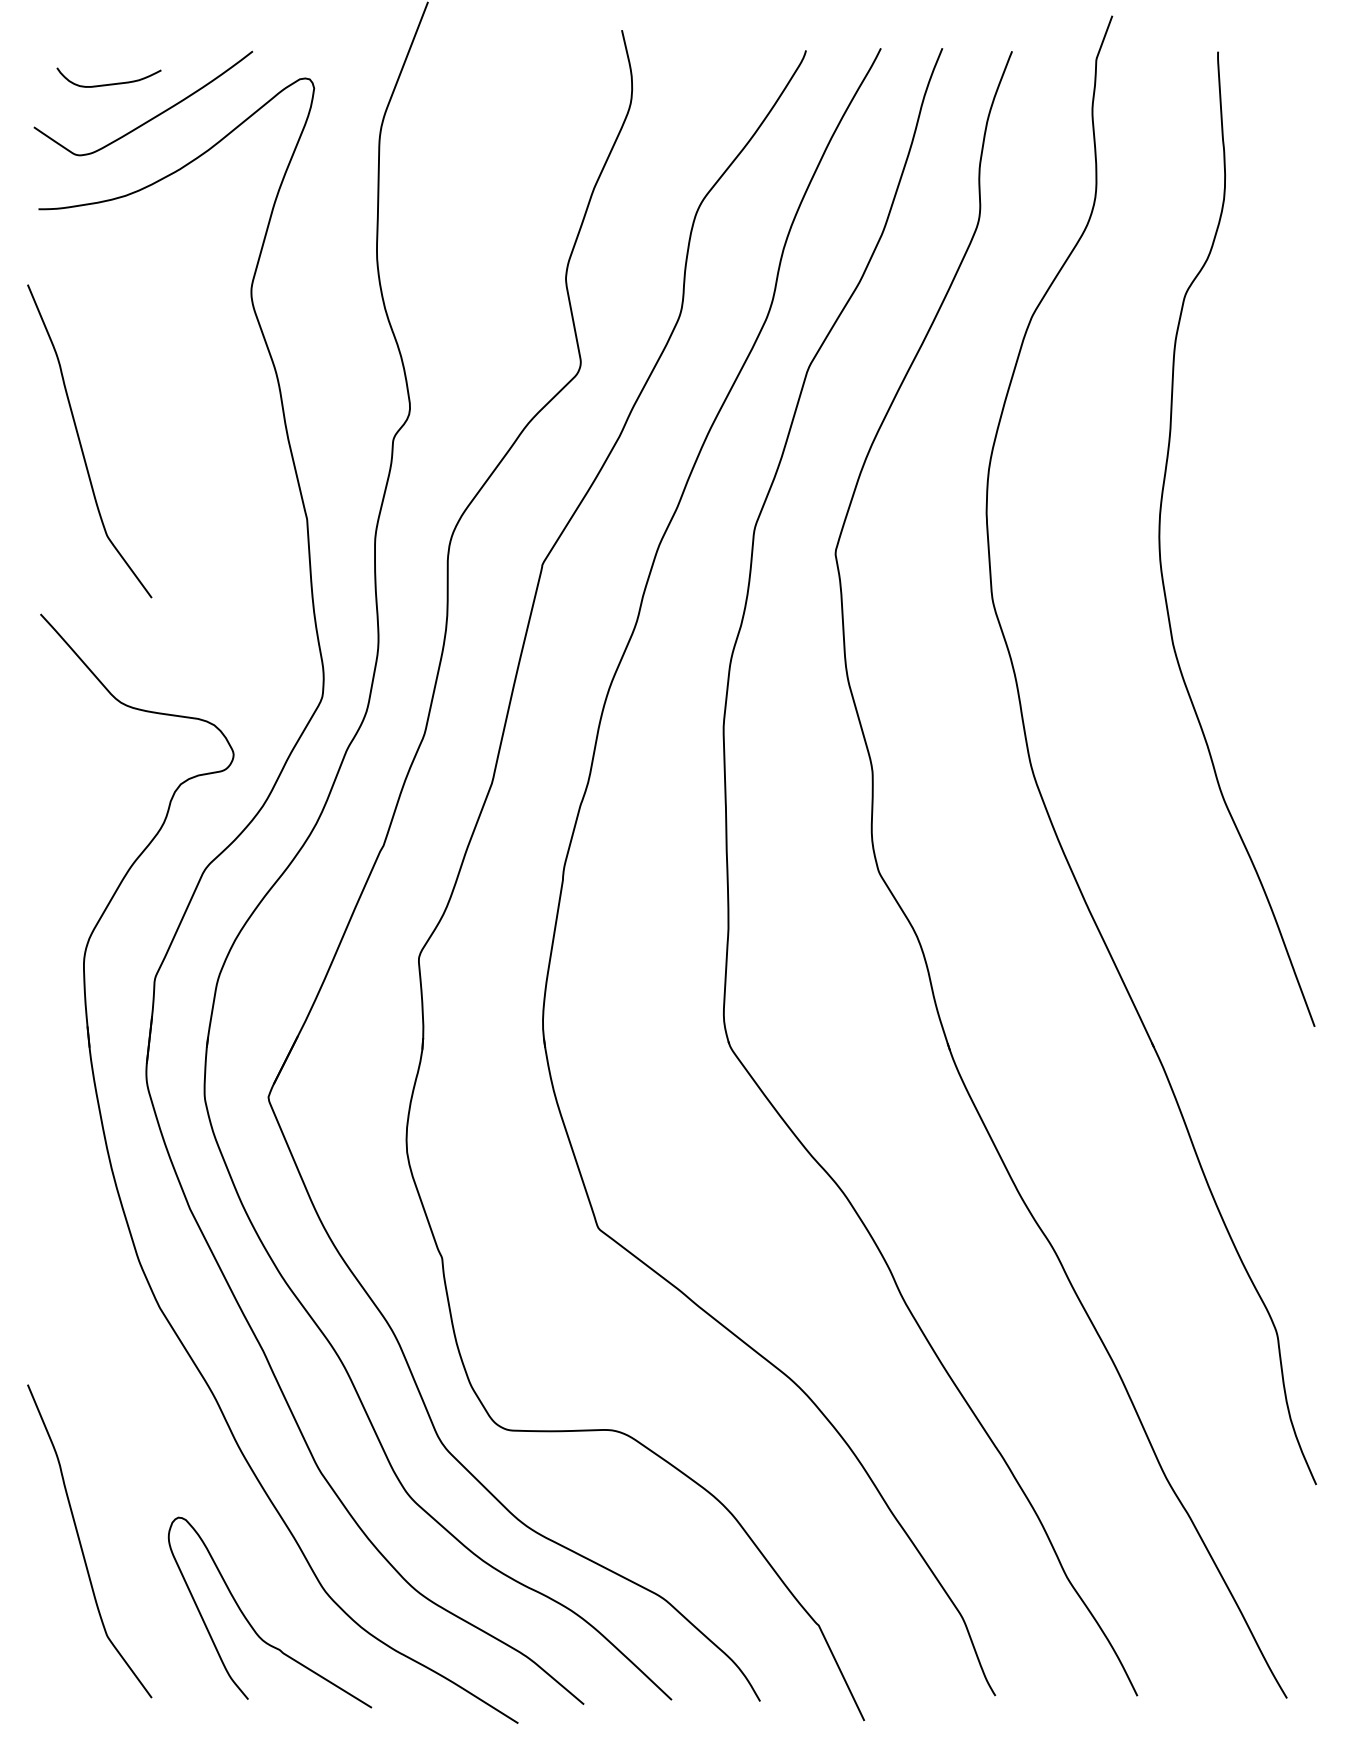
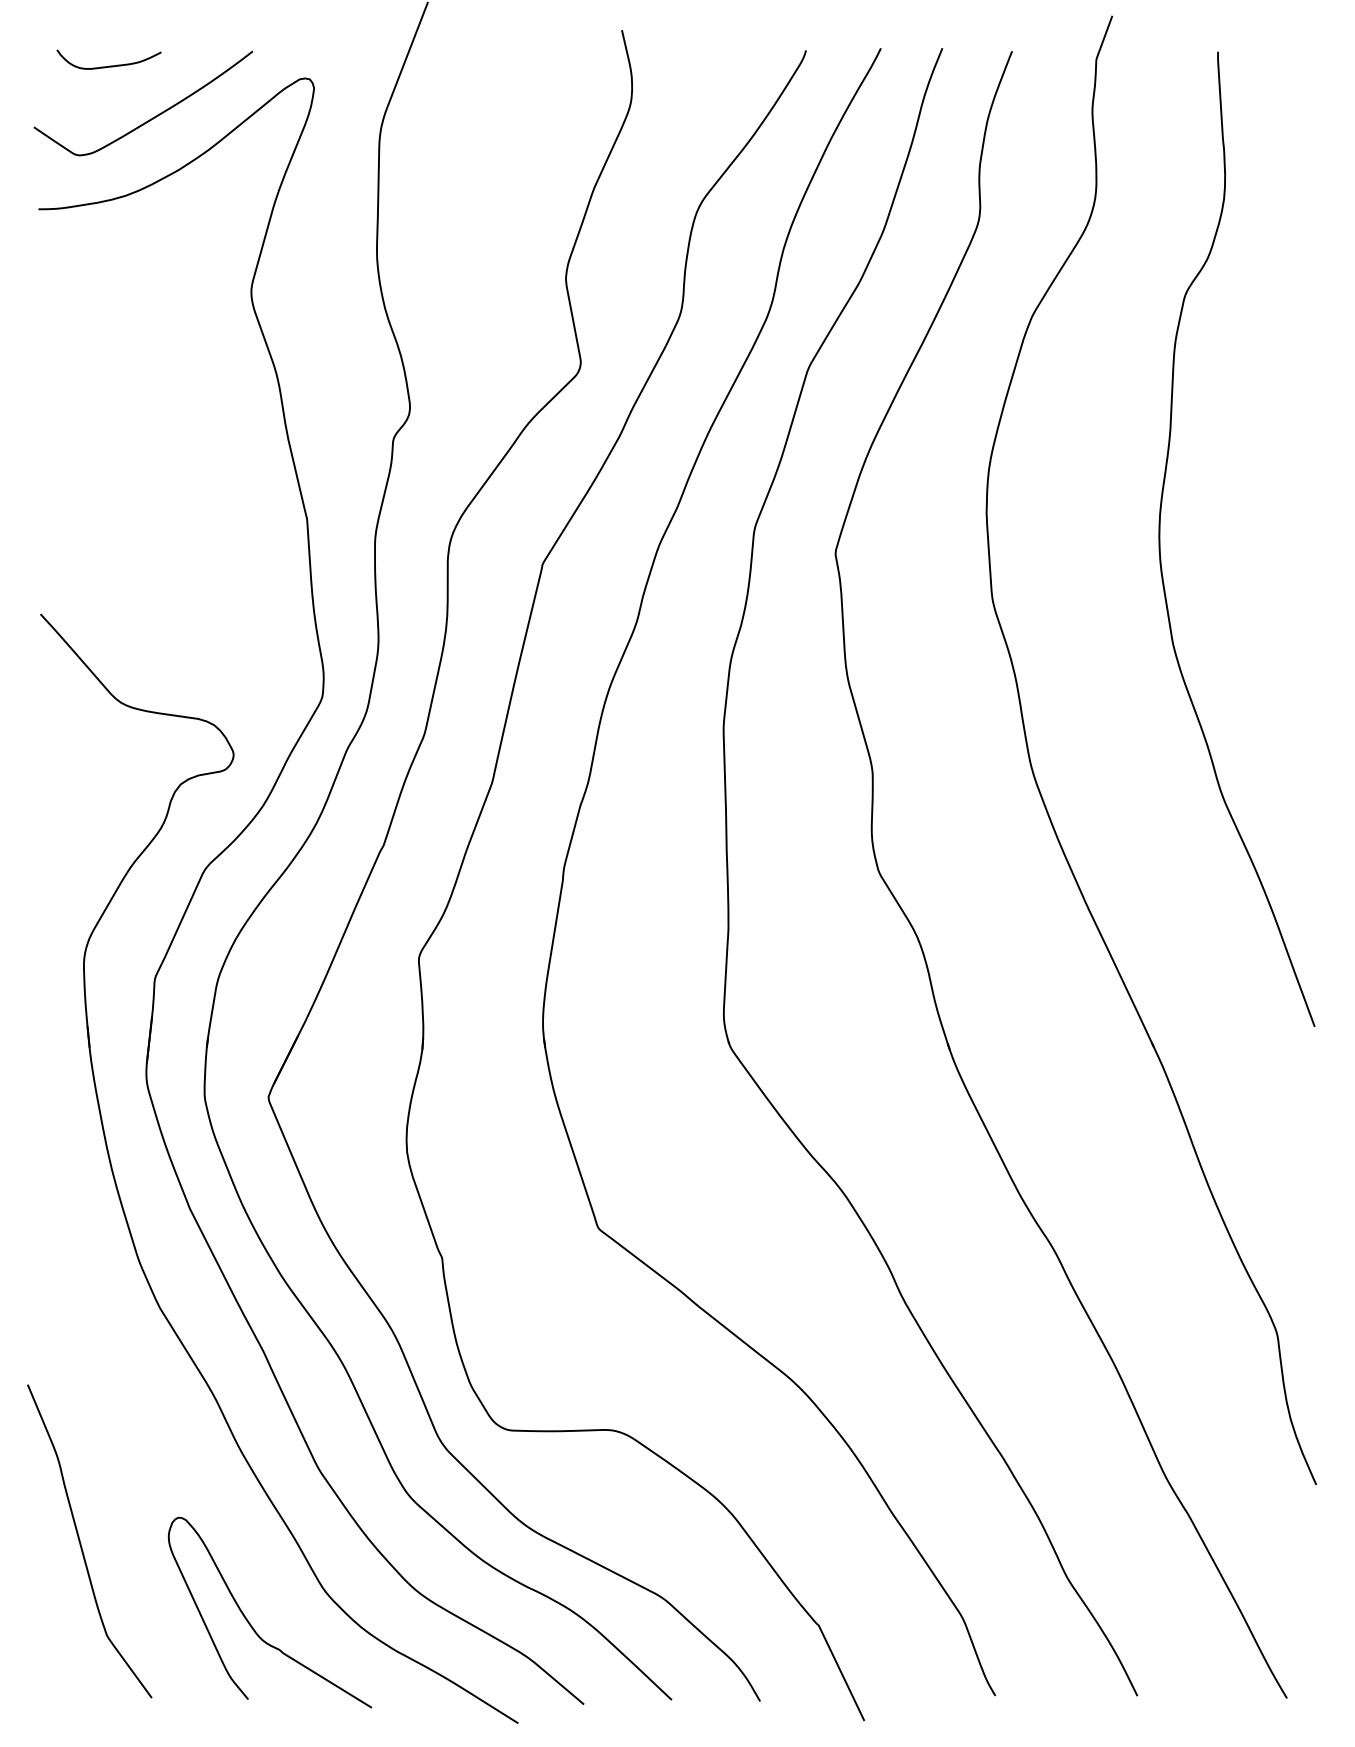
curve position: (109, 83) -> (109, 65) (109, 65)
curve: present -> none (81, 443)
